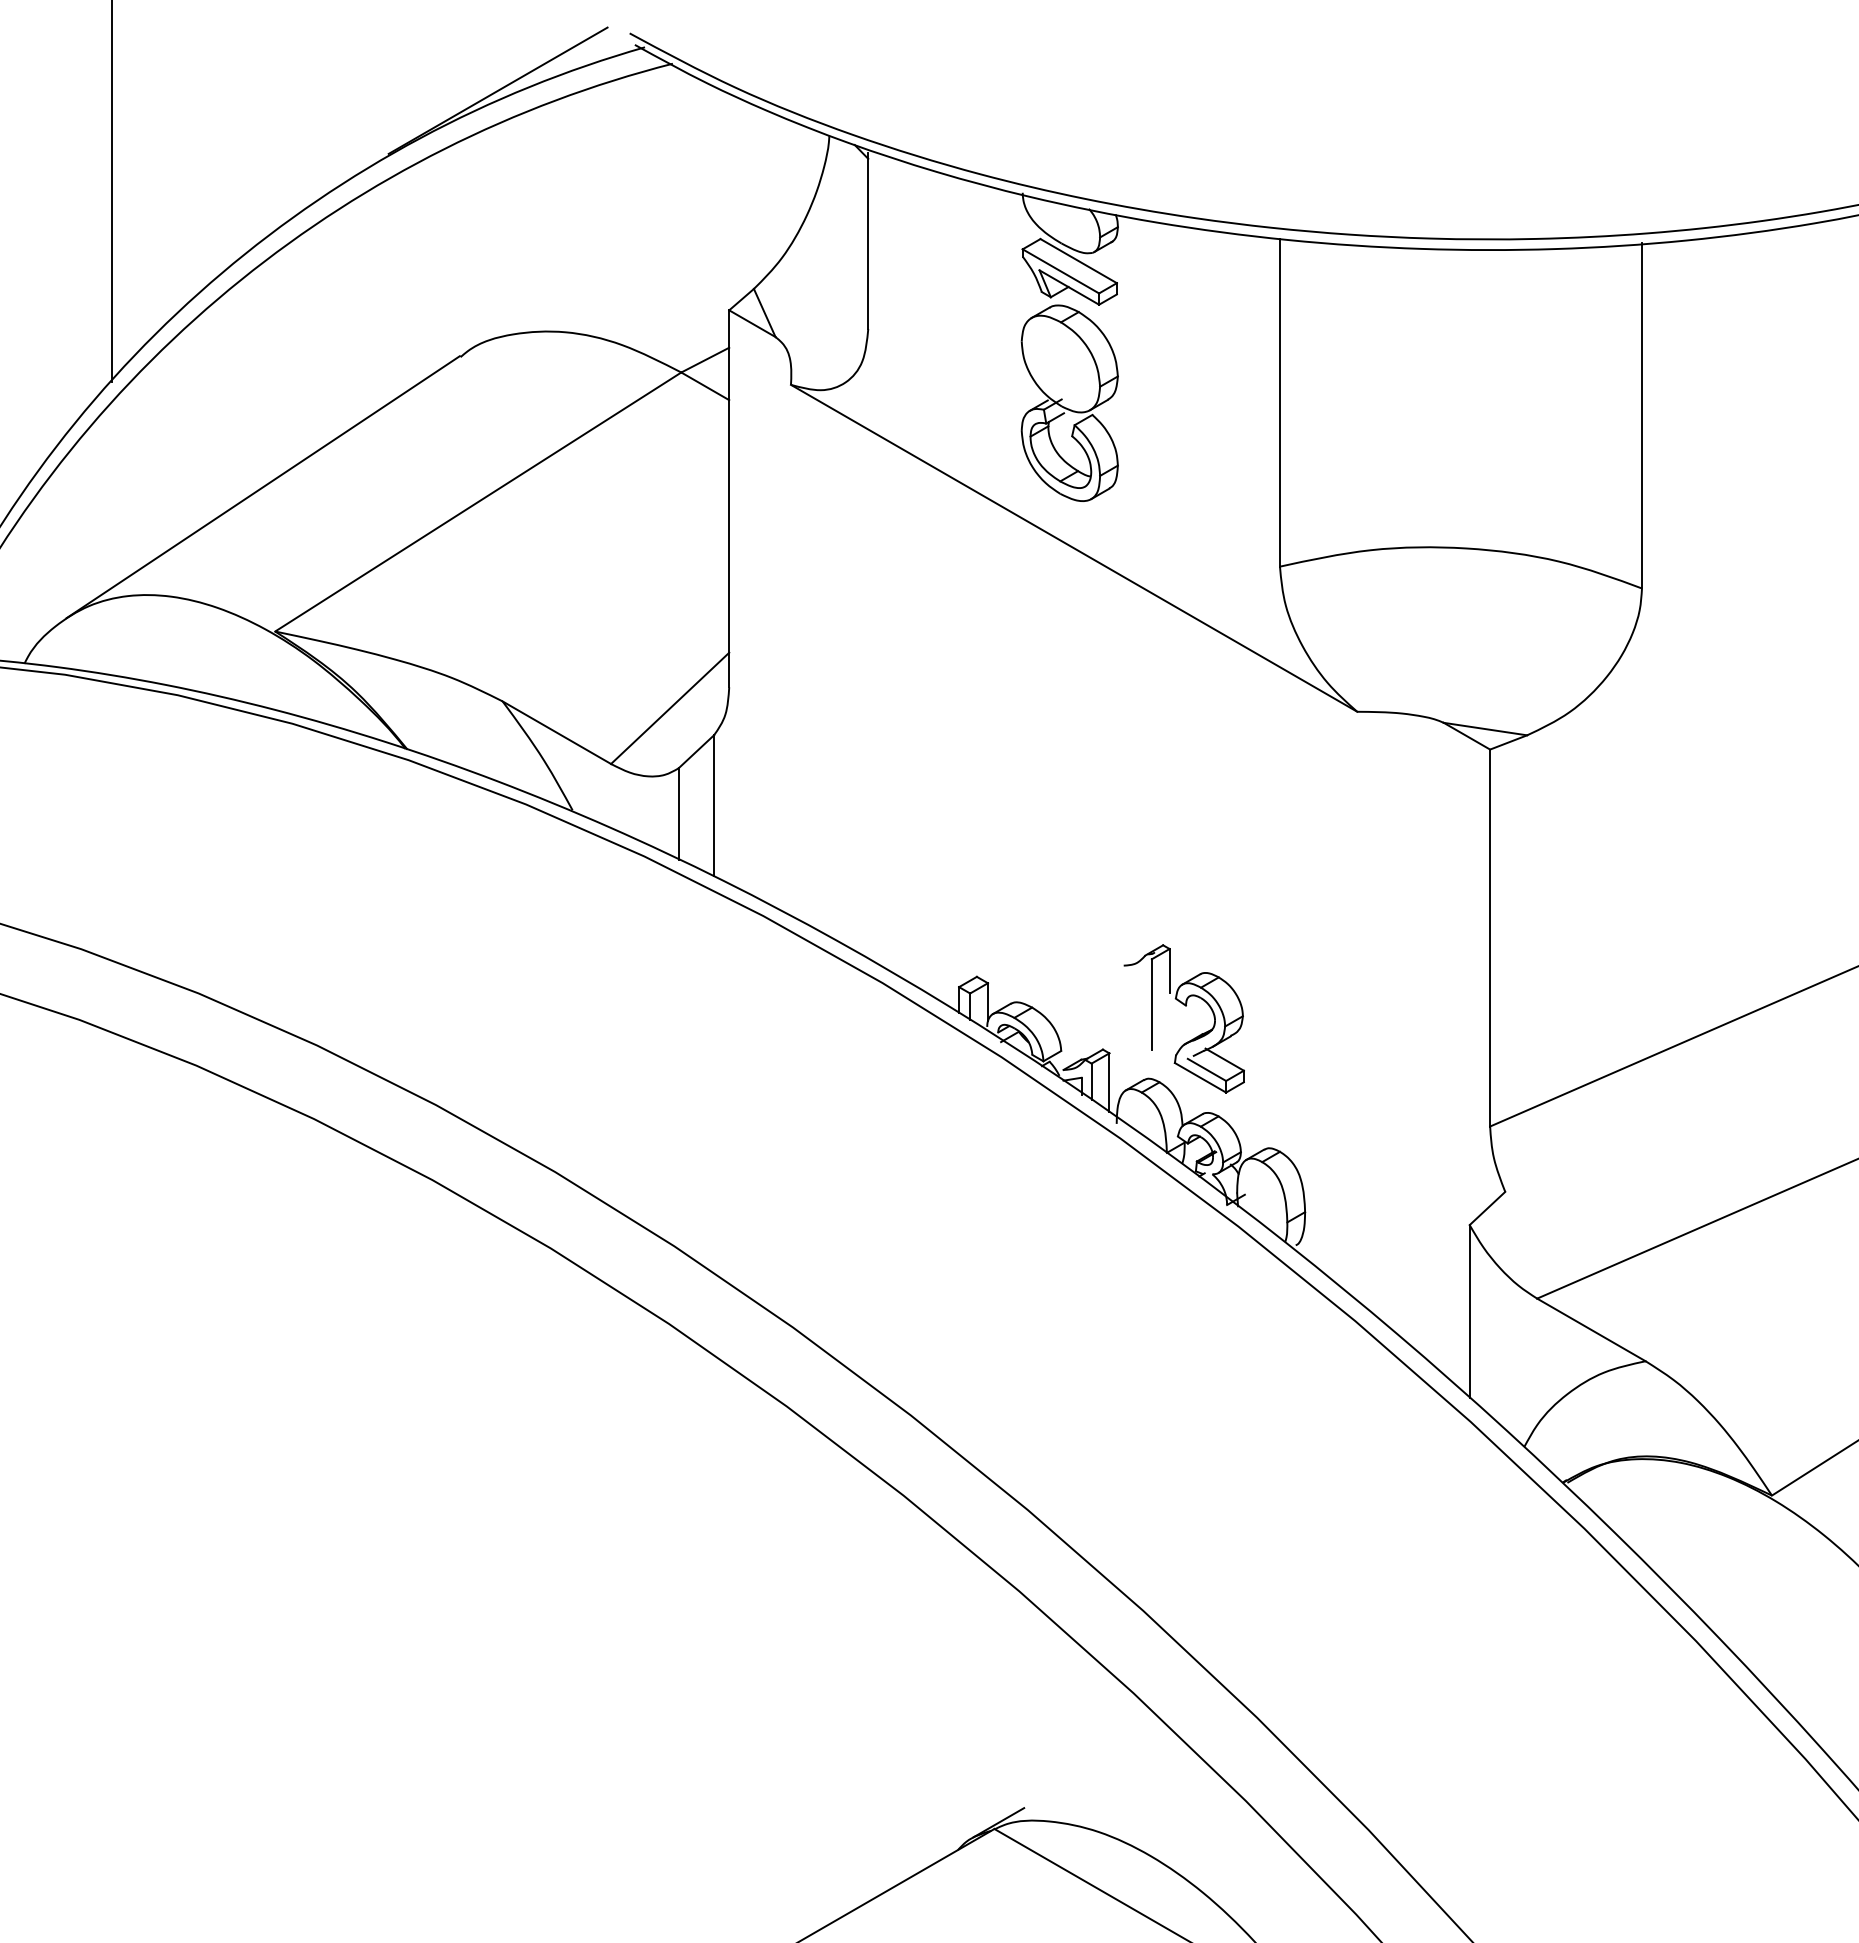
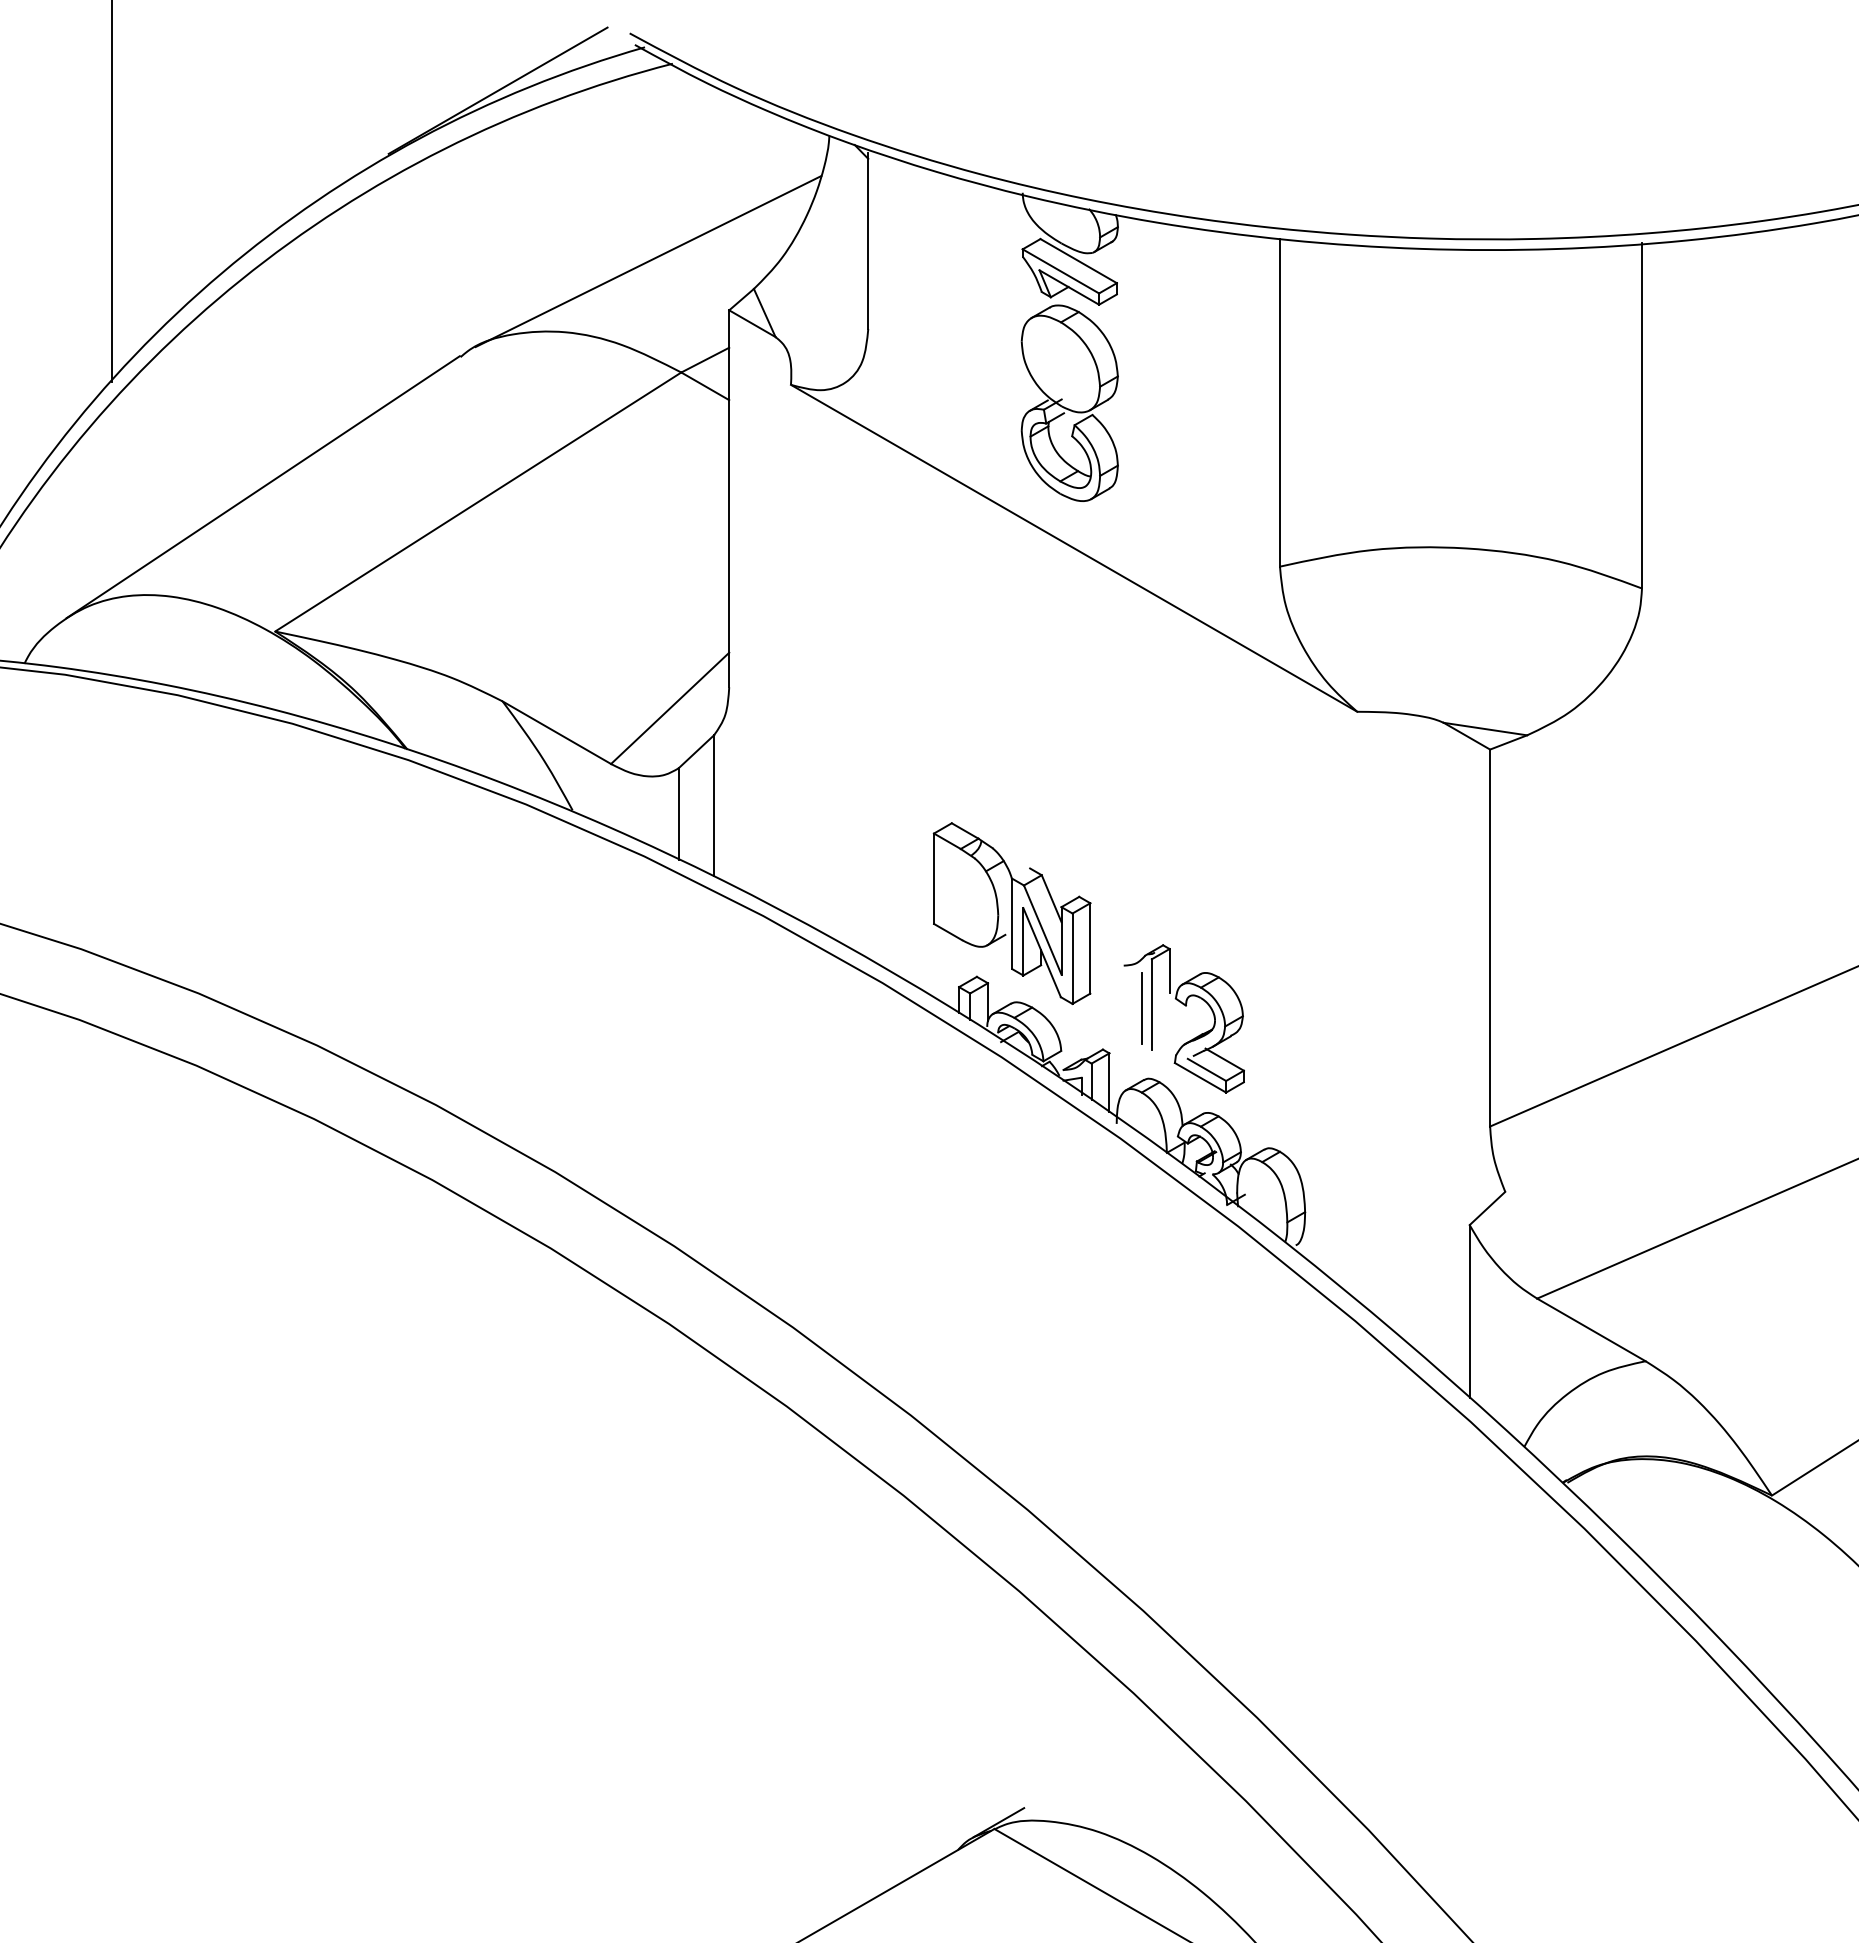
line: none -> present (648, 261)
part: none -> present (1011, 913)
line: none -> present (1141, 1008)
